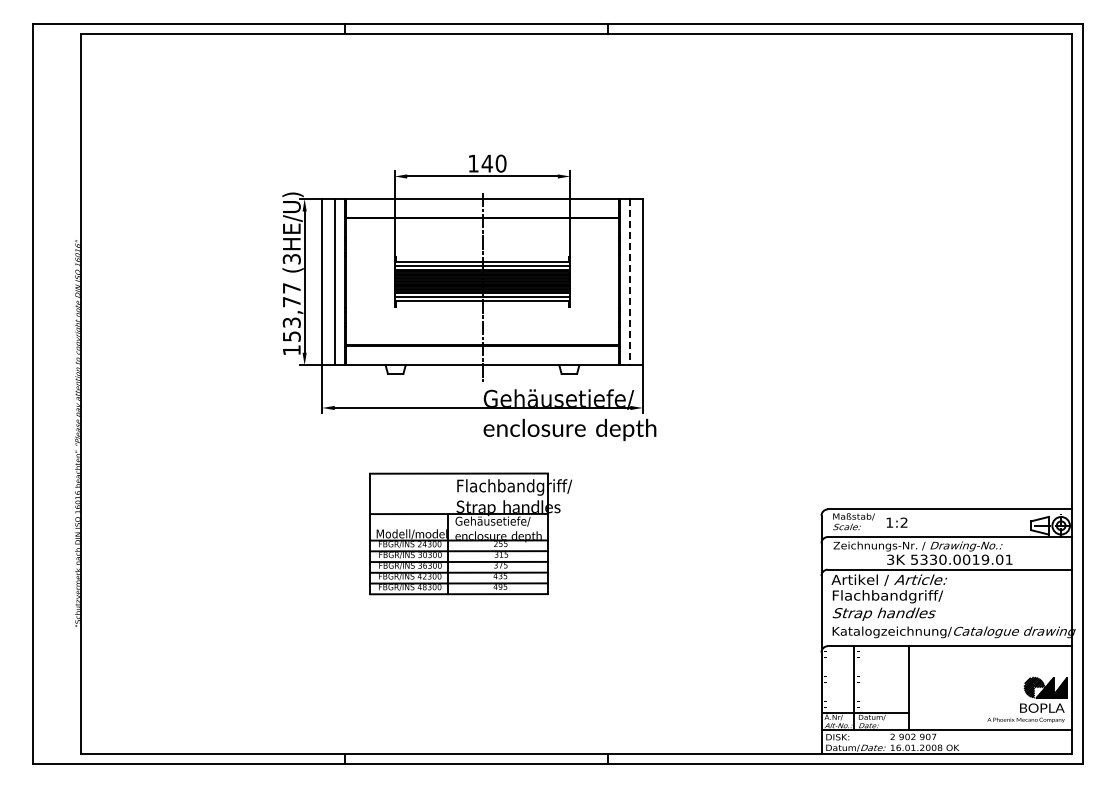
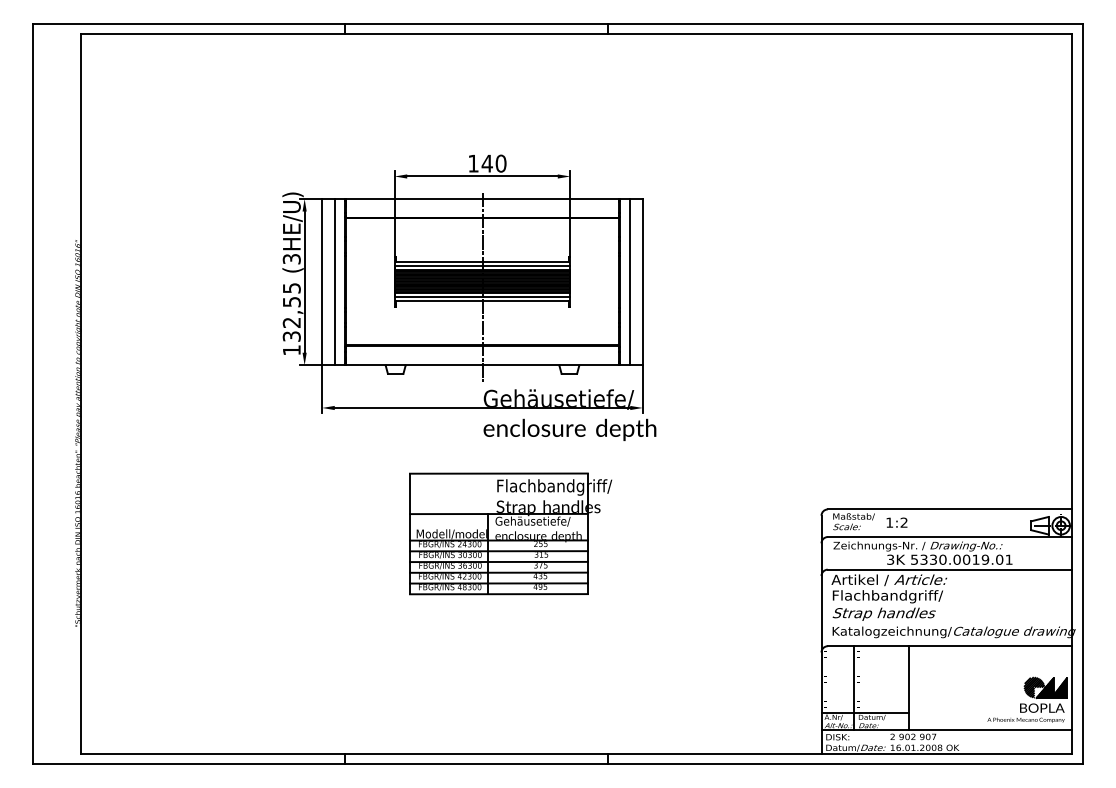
line: dashed -> solid (630, 282)
text: 153,77 -> 132,55 (291, 312)
part position: (470, 533) -> (510, 533) (510, 533)
